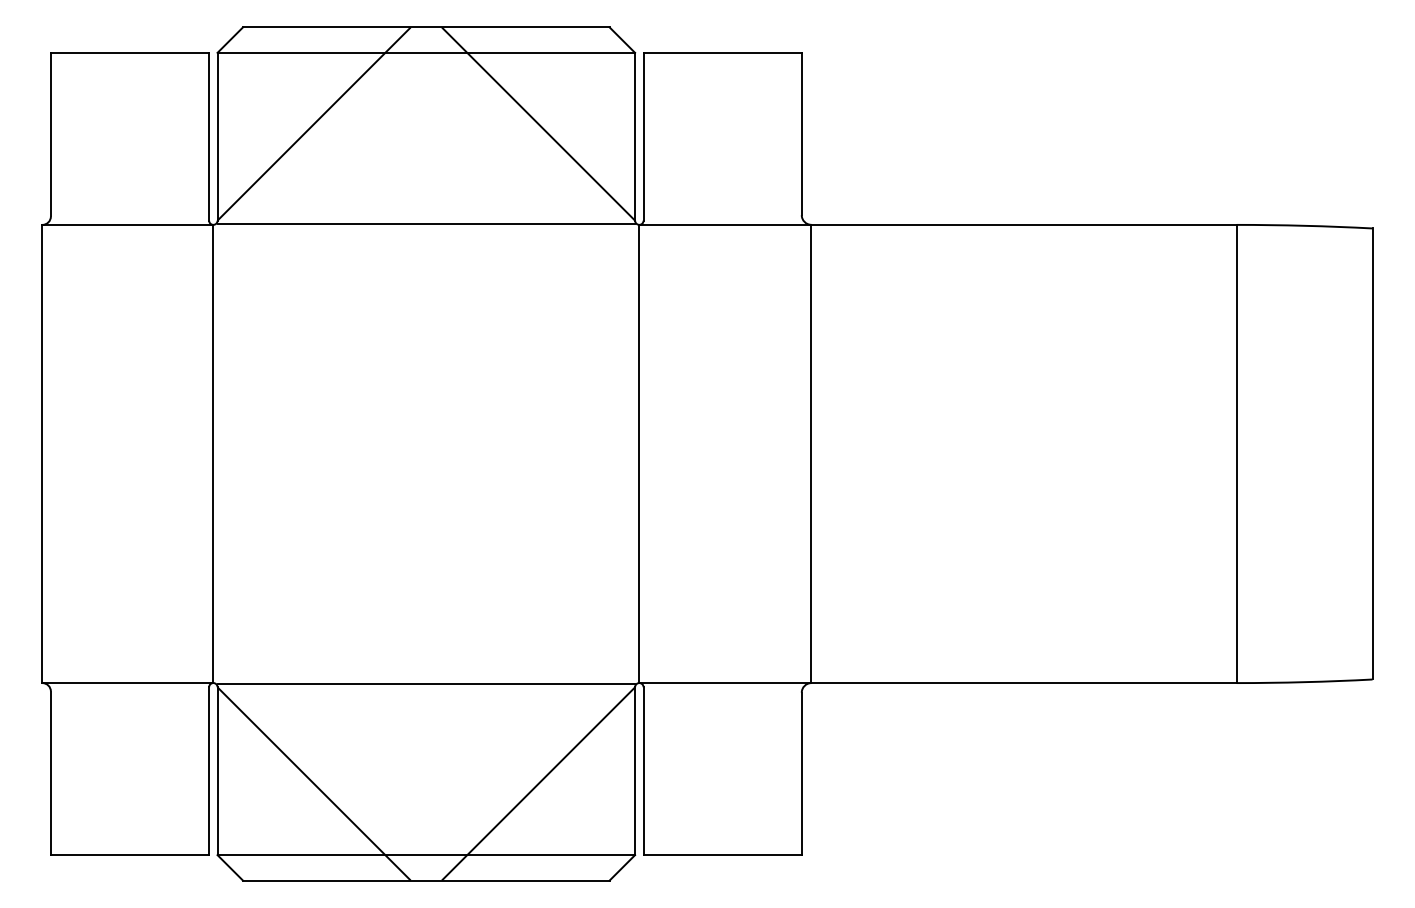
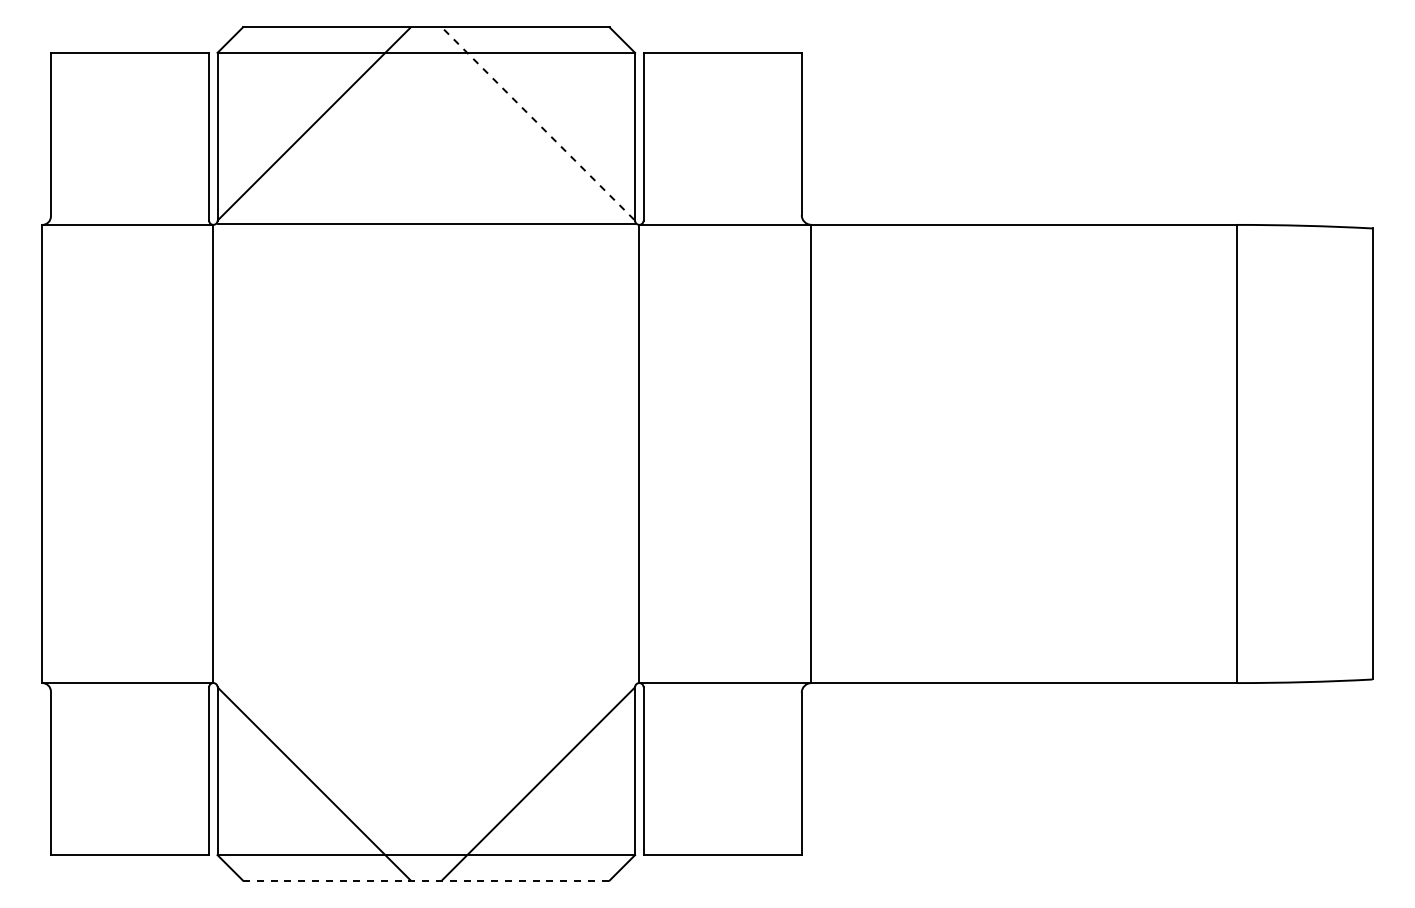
line: solid -> dashed (538, 123)
line: present -> none (426, 684)
line: solid -> dashed (426, 880)
